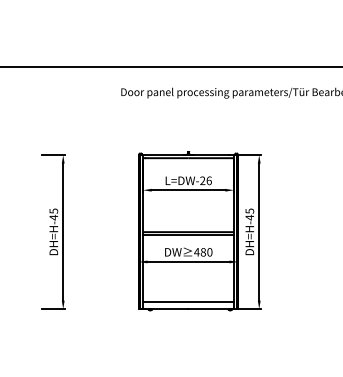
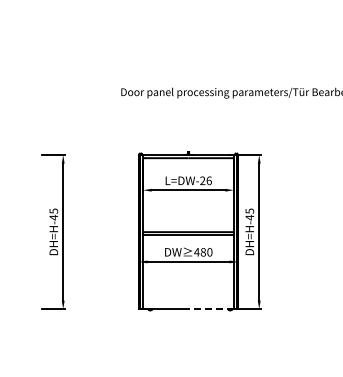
line: present -> none (170, 66)
line: present -> none (188, 302)
line: solid -> dashed (211, 309)
